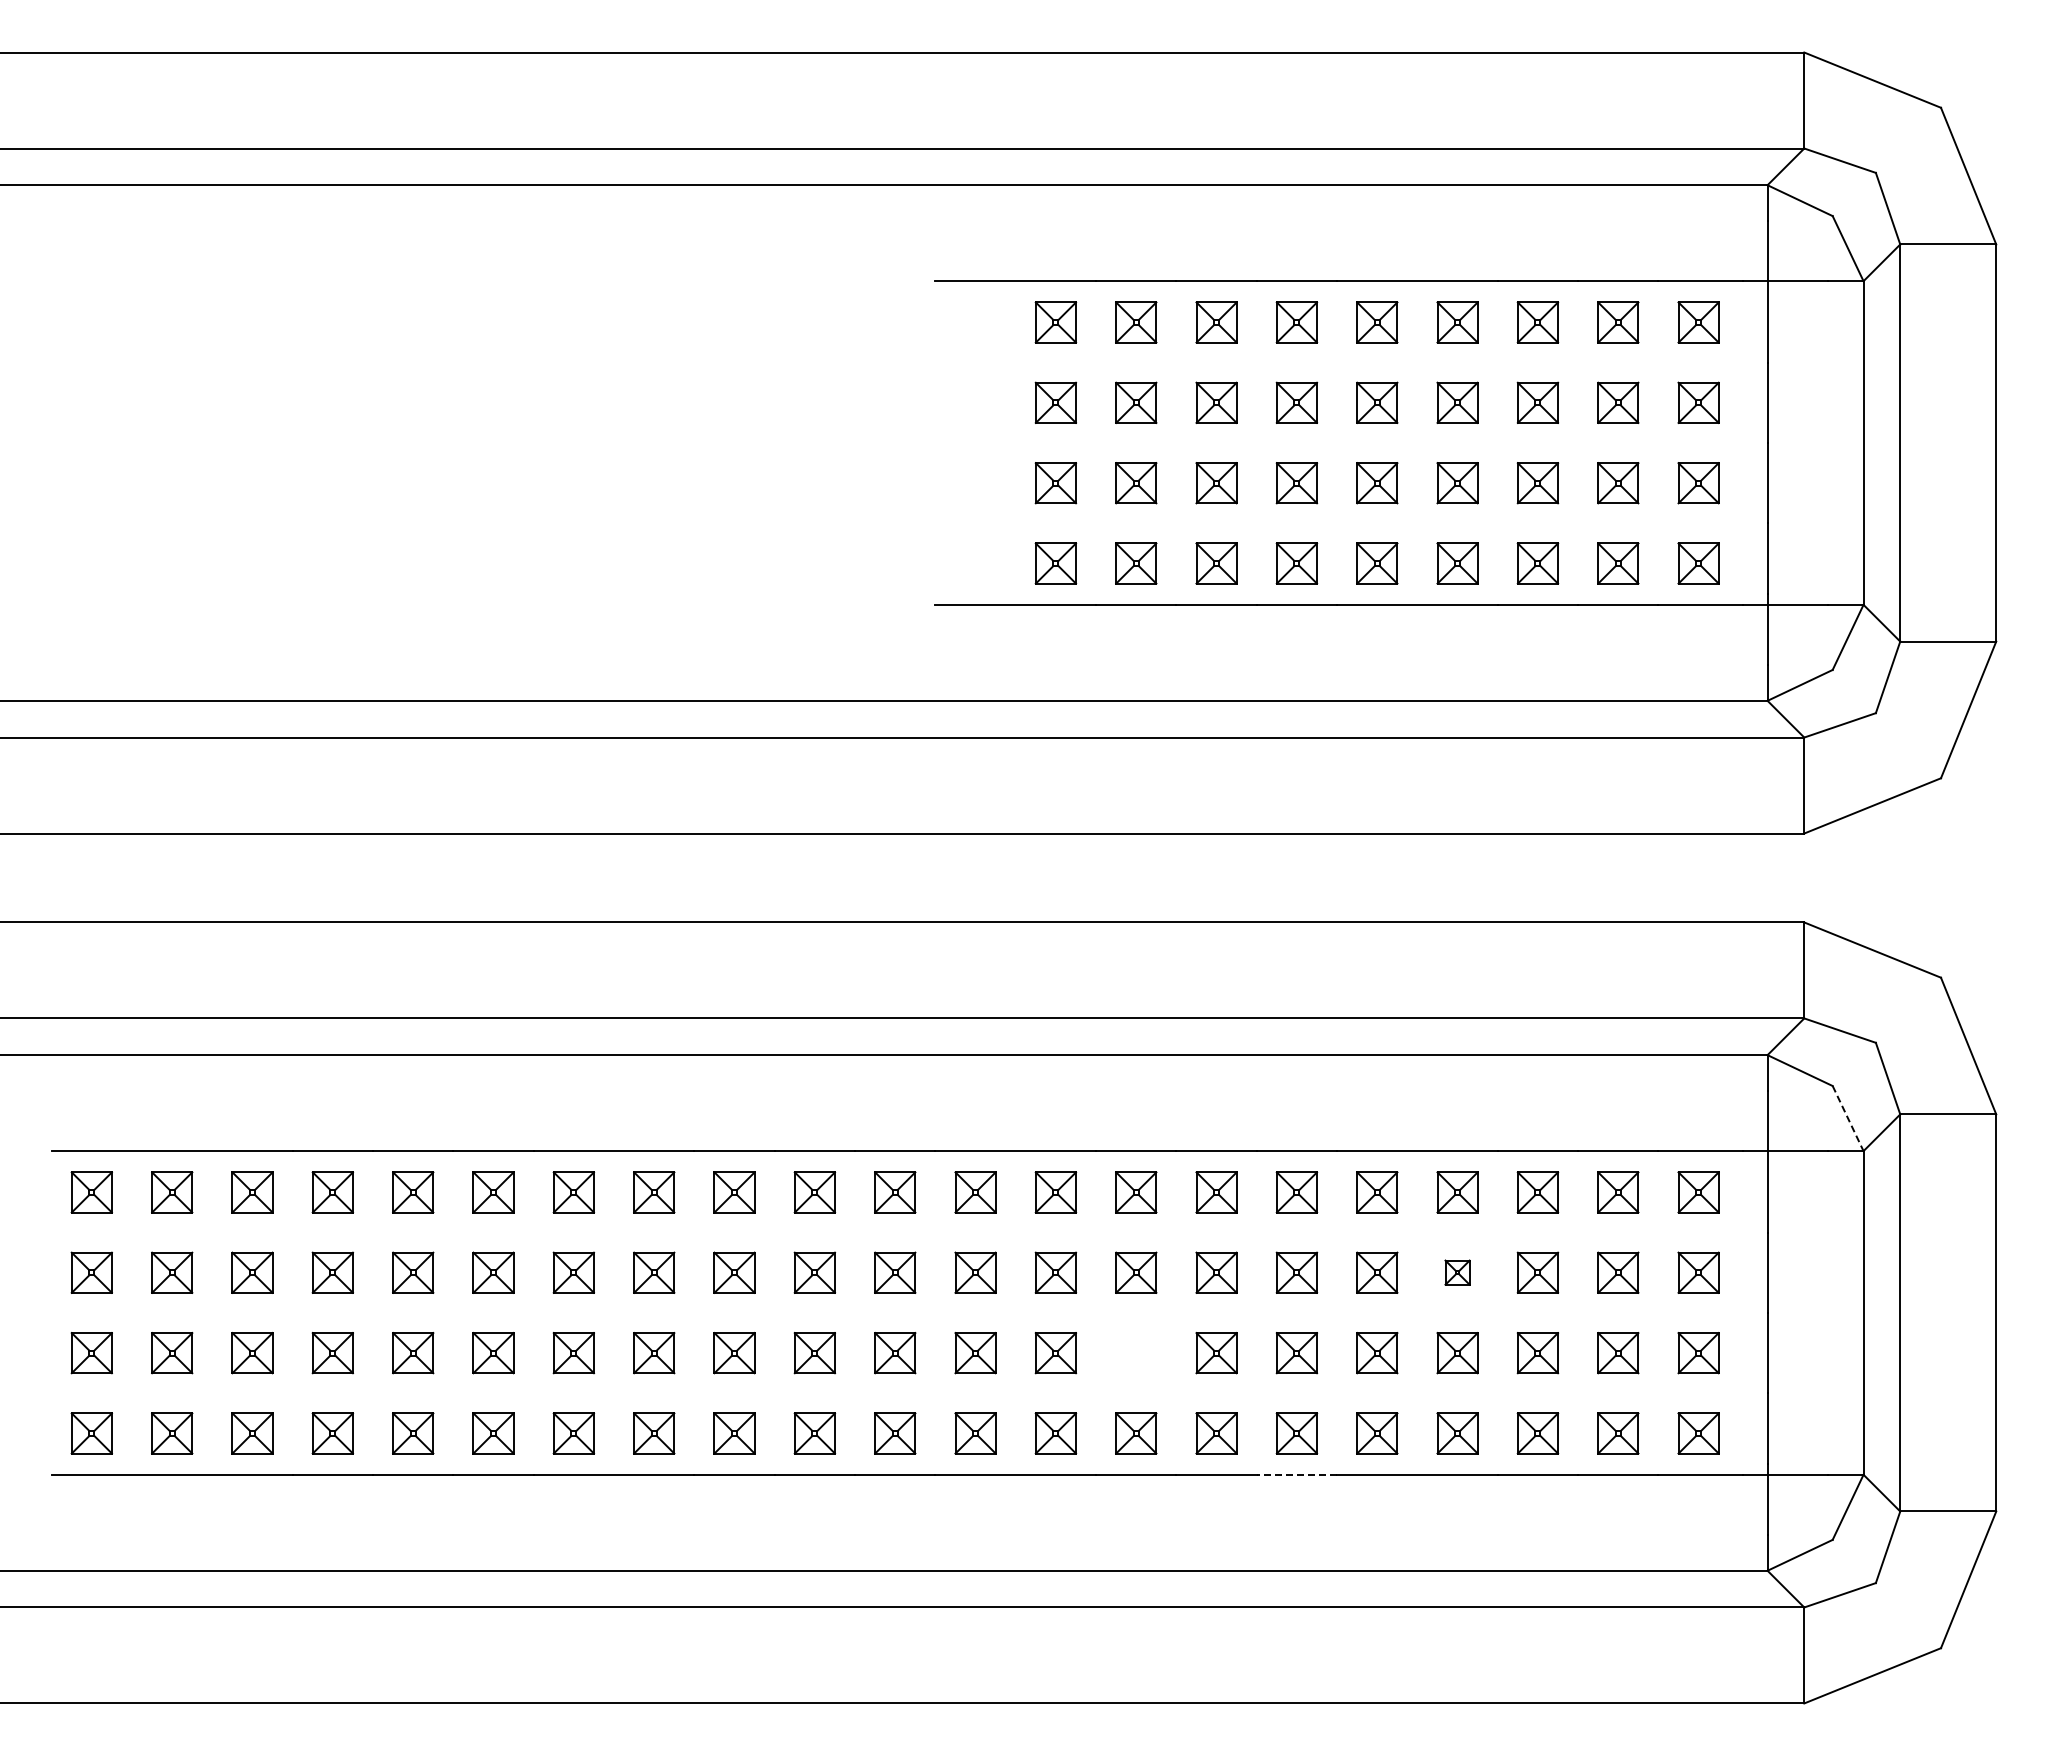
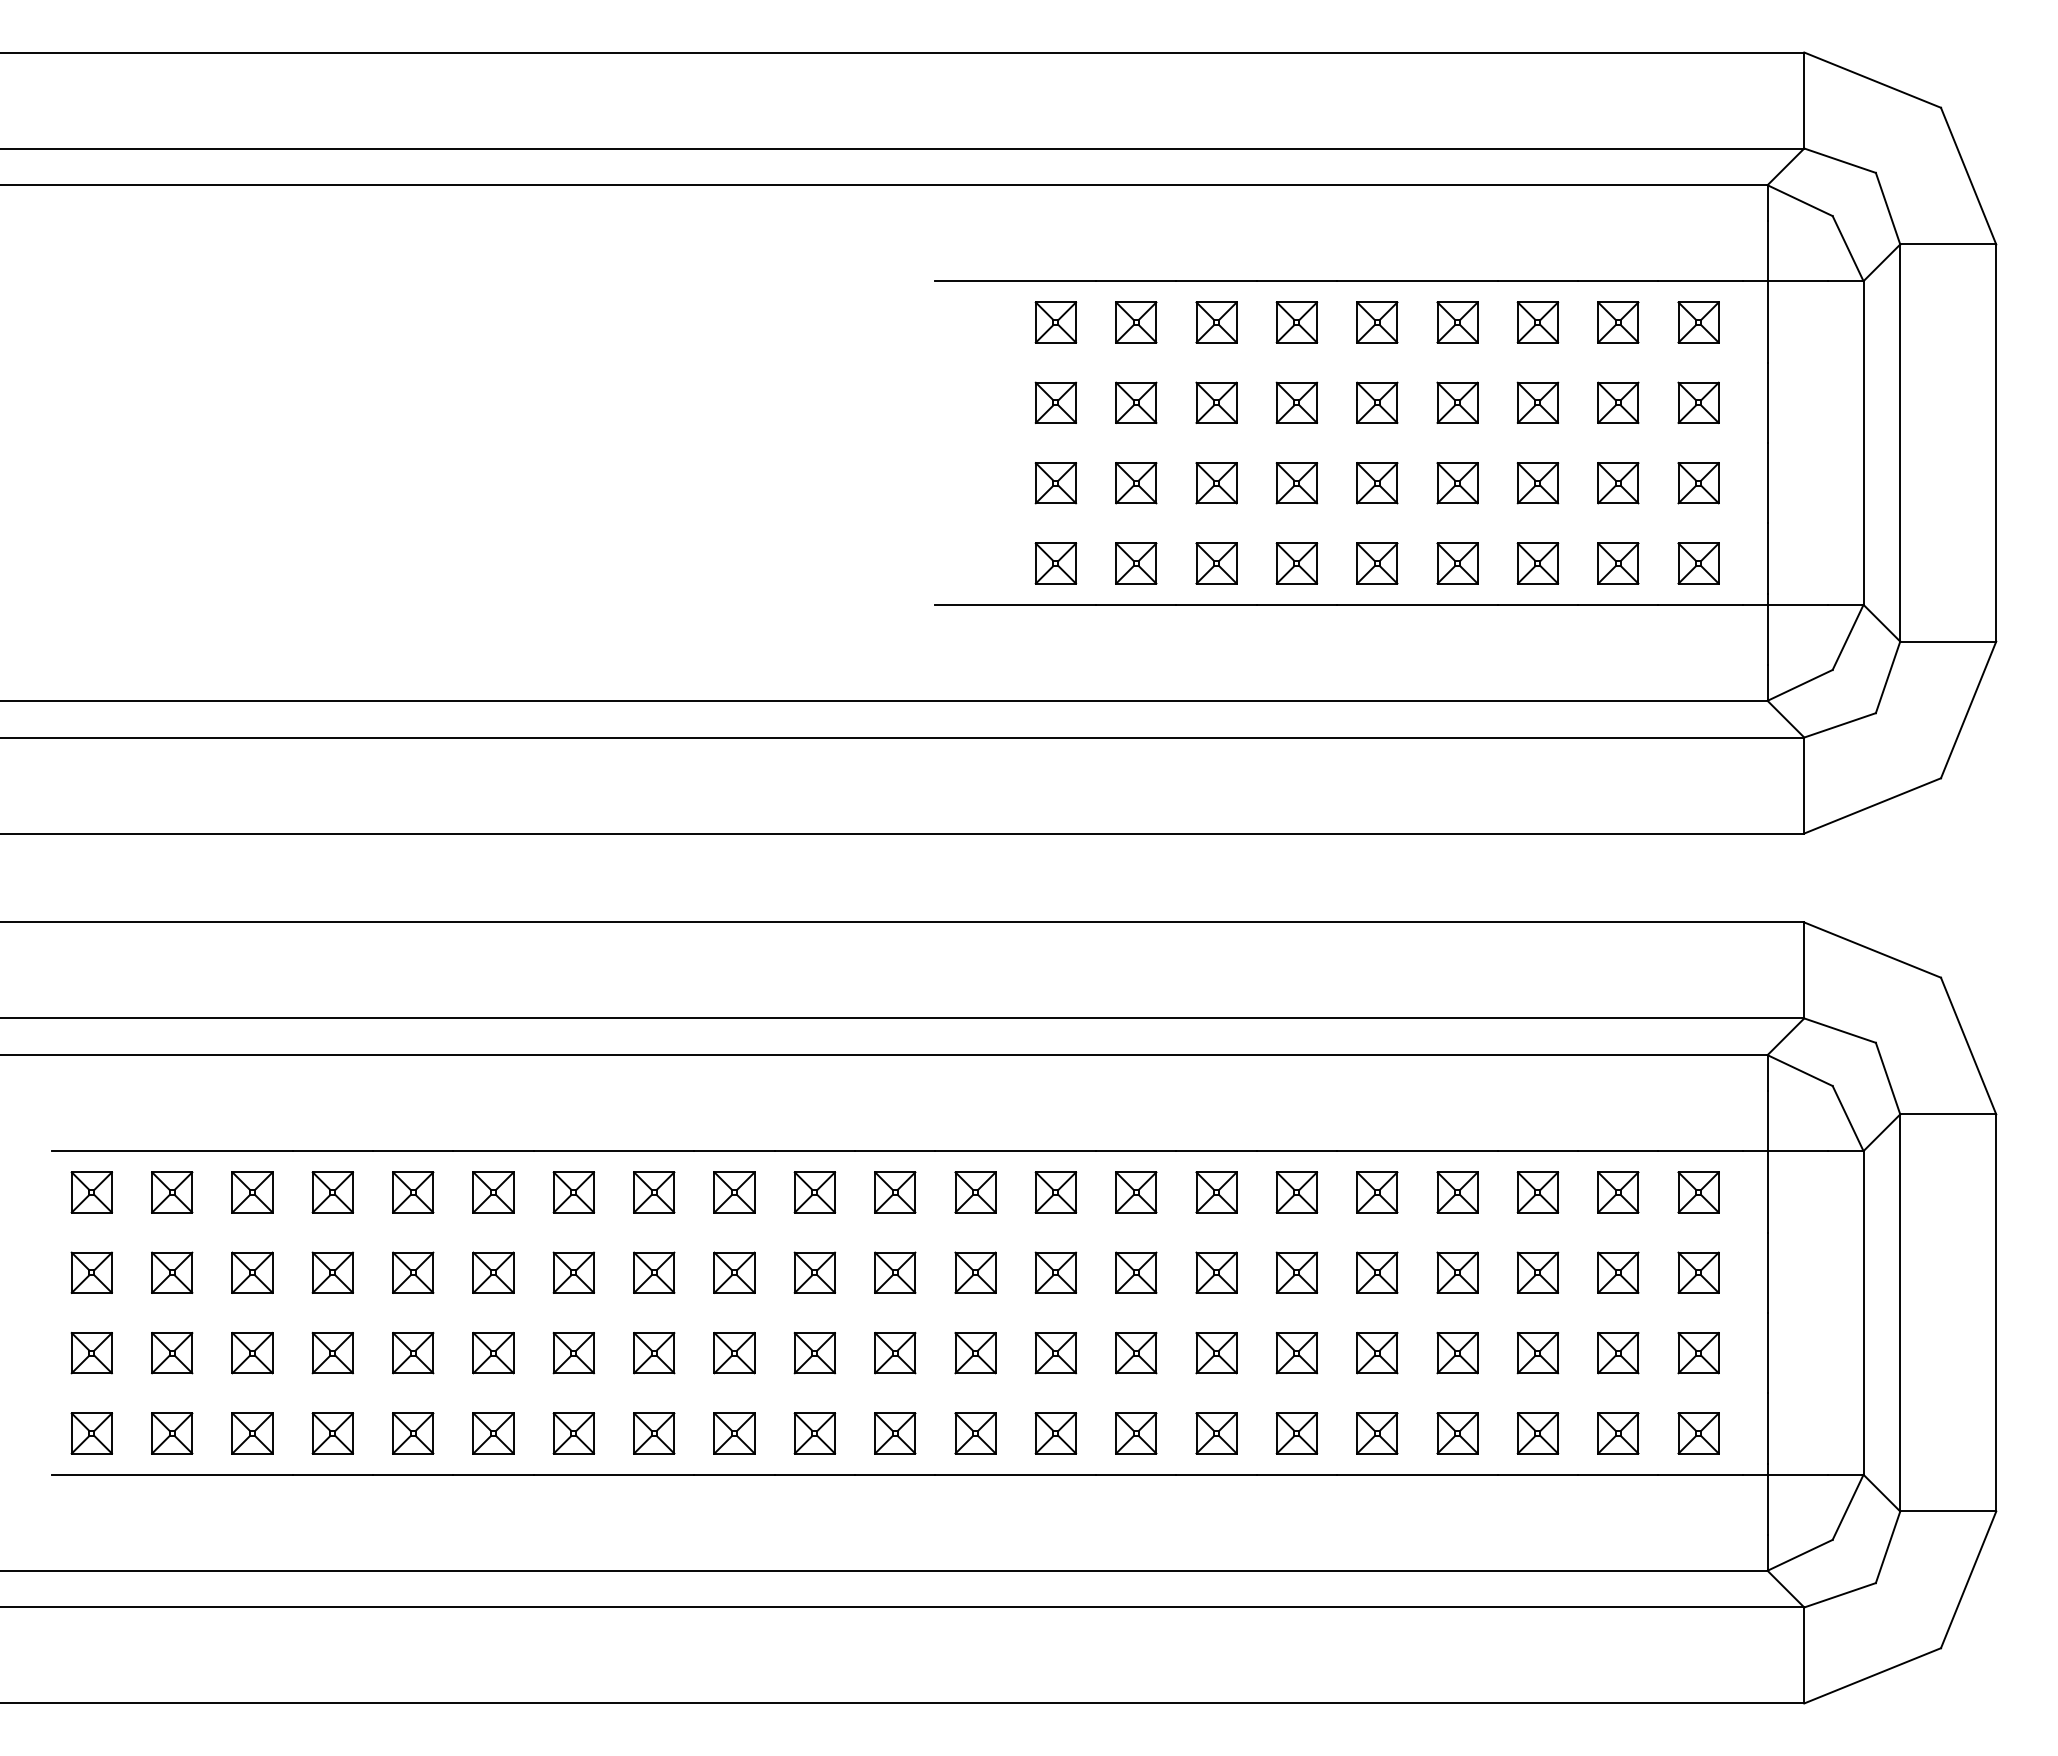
line: dashed -> solid (1848, 1119)
part size: 27x27 px -> 43x43 px (1457, 1272)
part: none -> present (1136, 1353)
line: dashed -> solid (1296, 1474)
